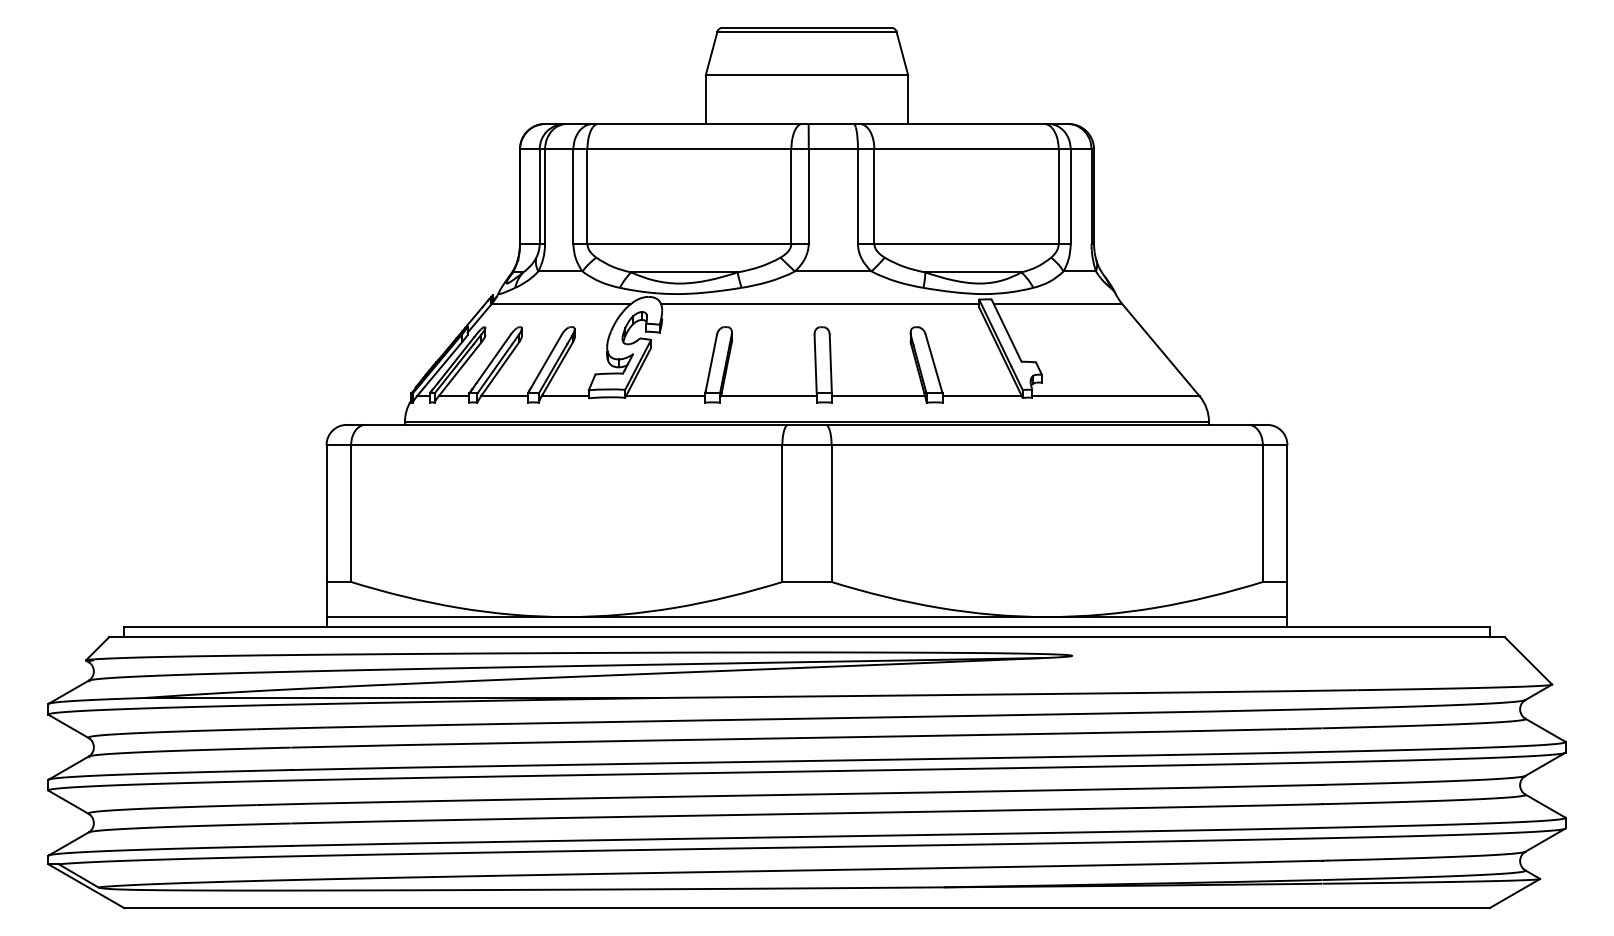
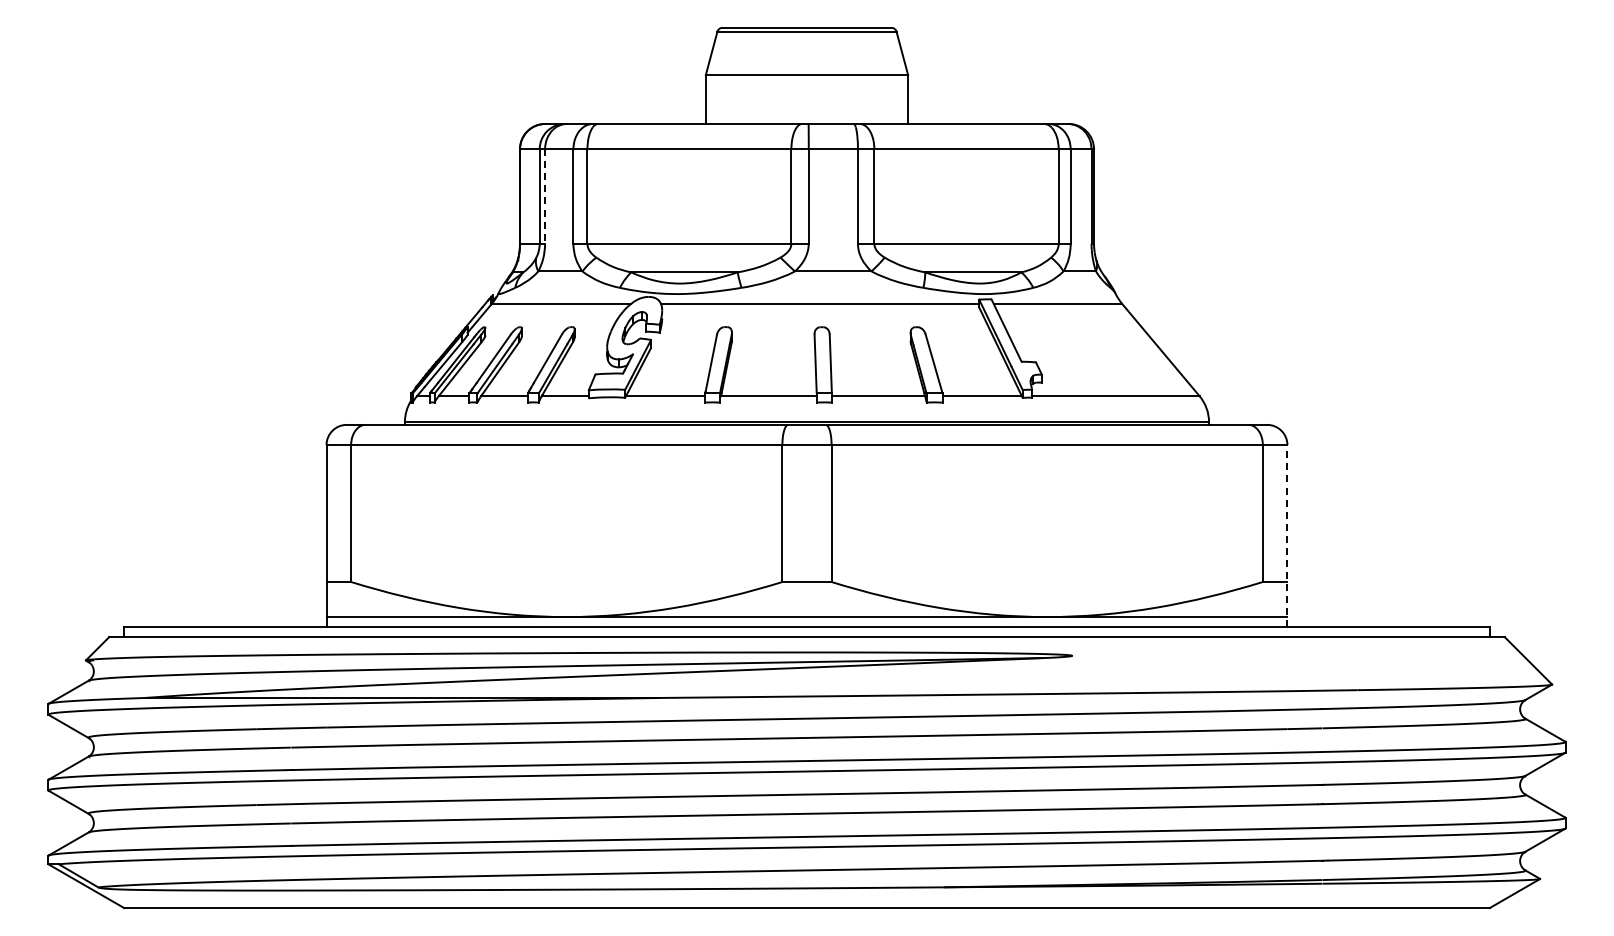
line: solid -> dashed (545, 197)
line: solid -> dashed (1287, 535)
